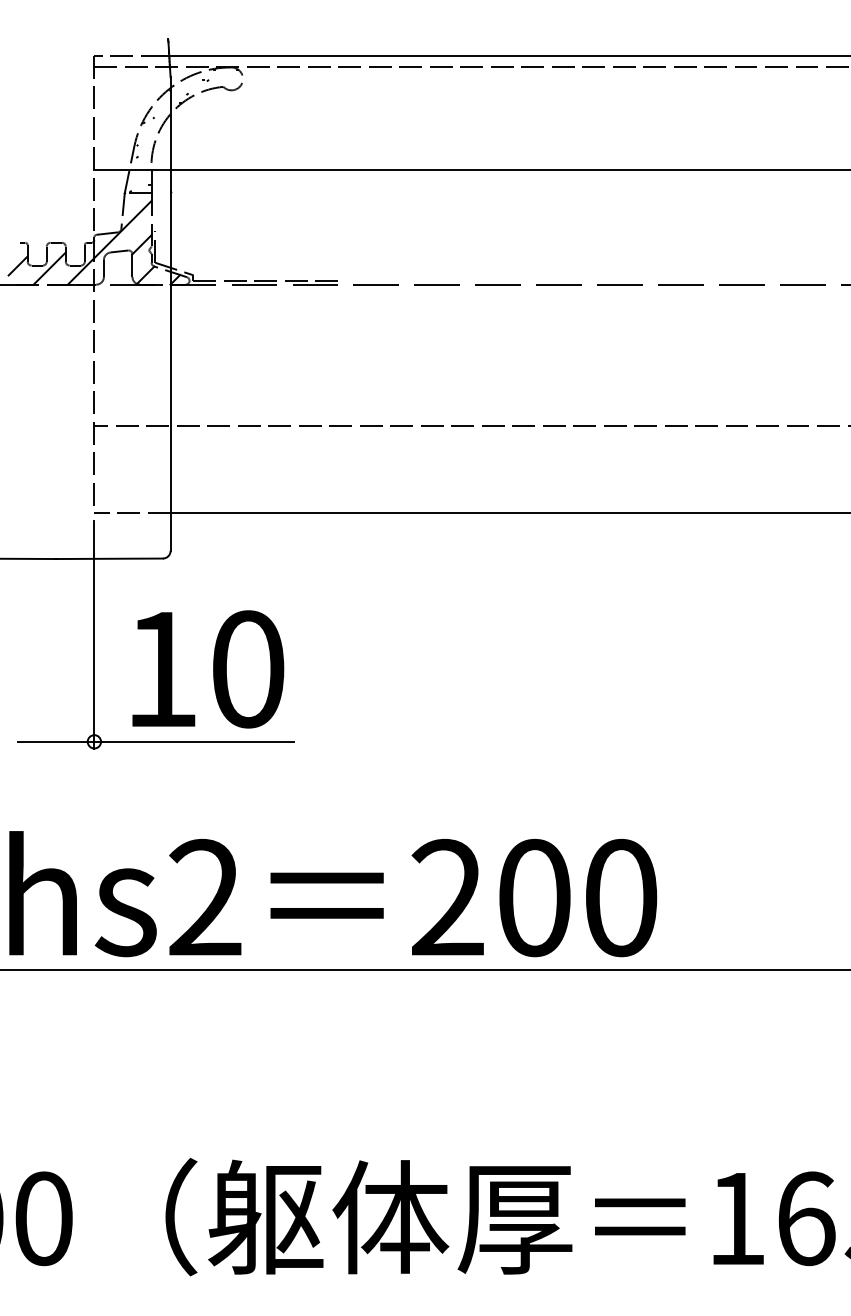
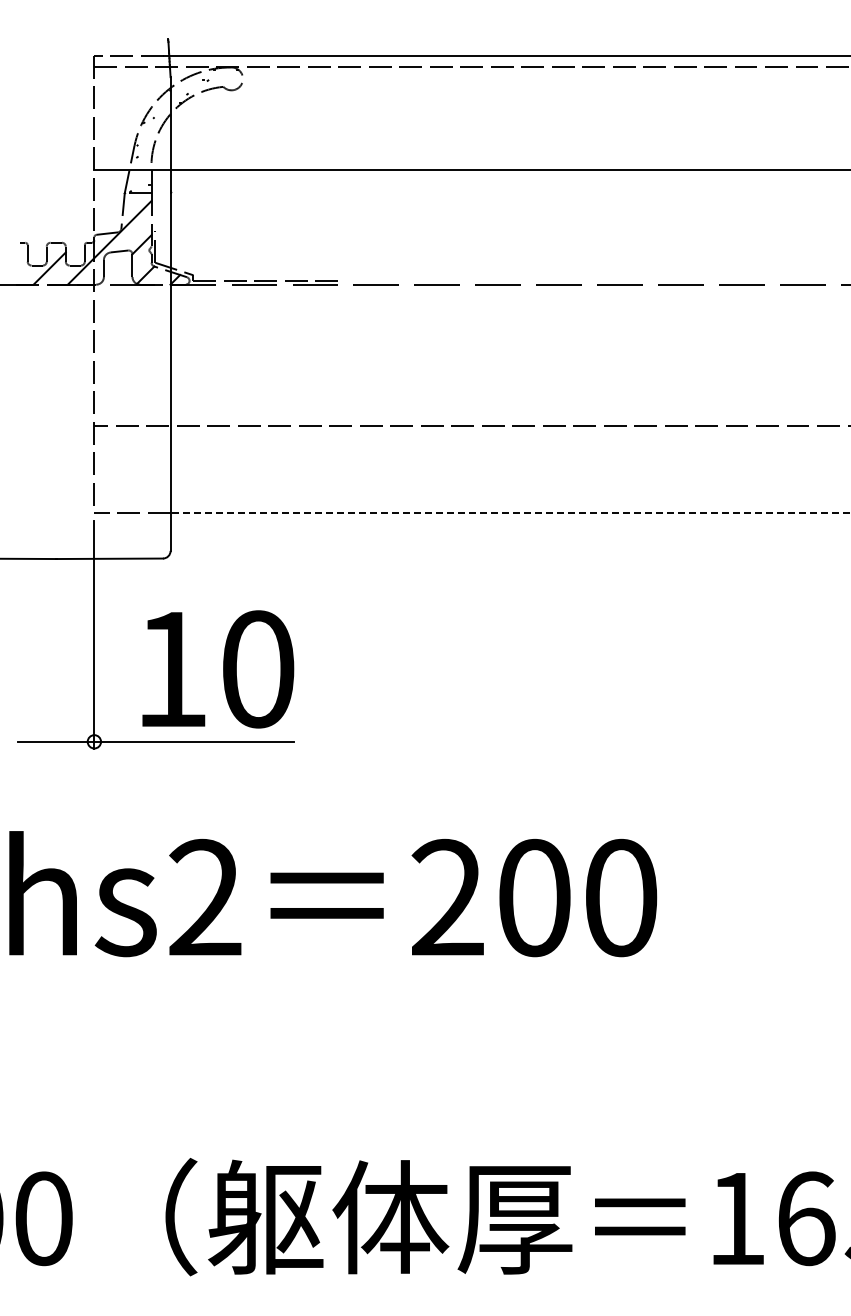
line: present -> none (17, 265)
line: solid -> dashed (510, 513)
text position: (208, 669) -> (218, 669) (218, 669)
line: present -> none (424, 970)
